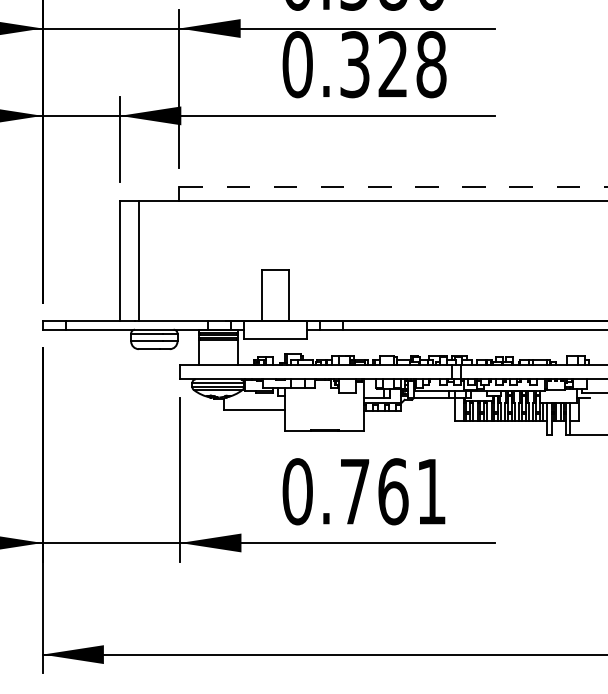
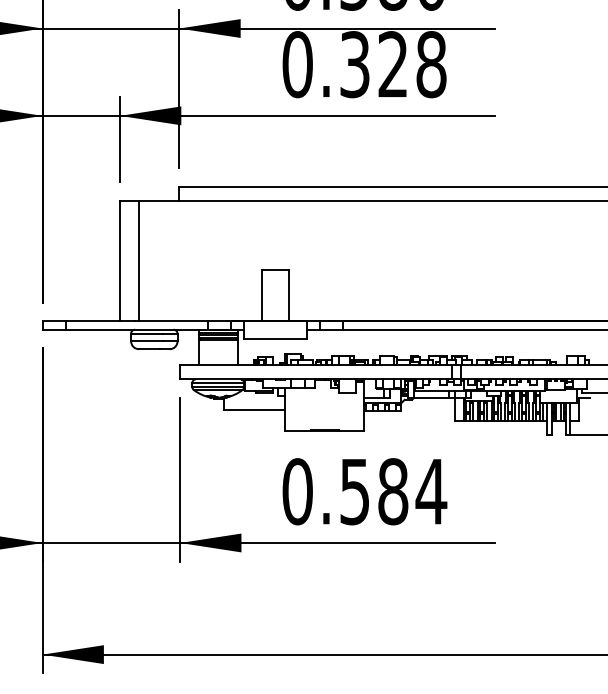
line: dashed -> solid (393, 186)
text: 0.761 -> 0.584 (393, 491)
